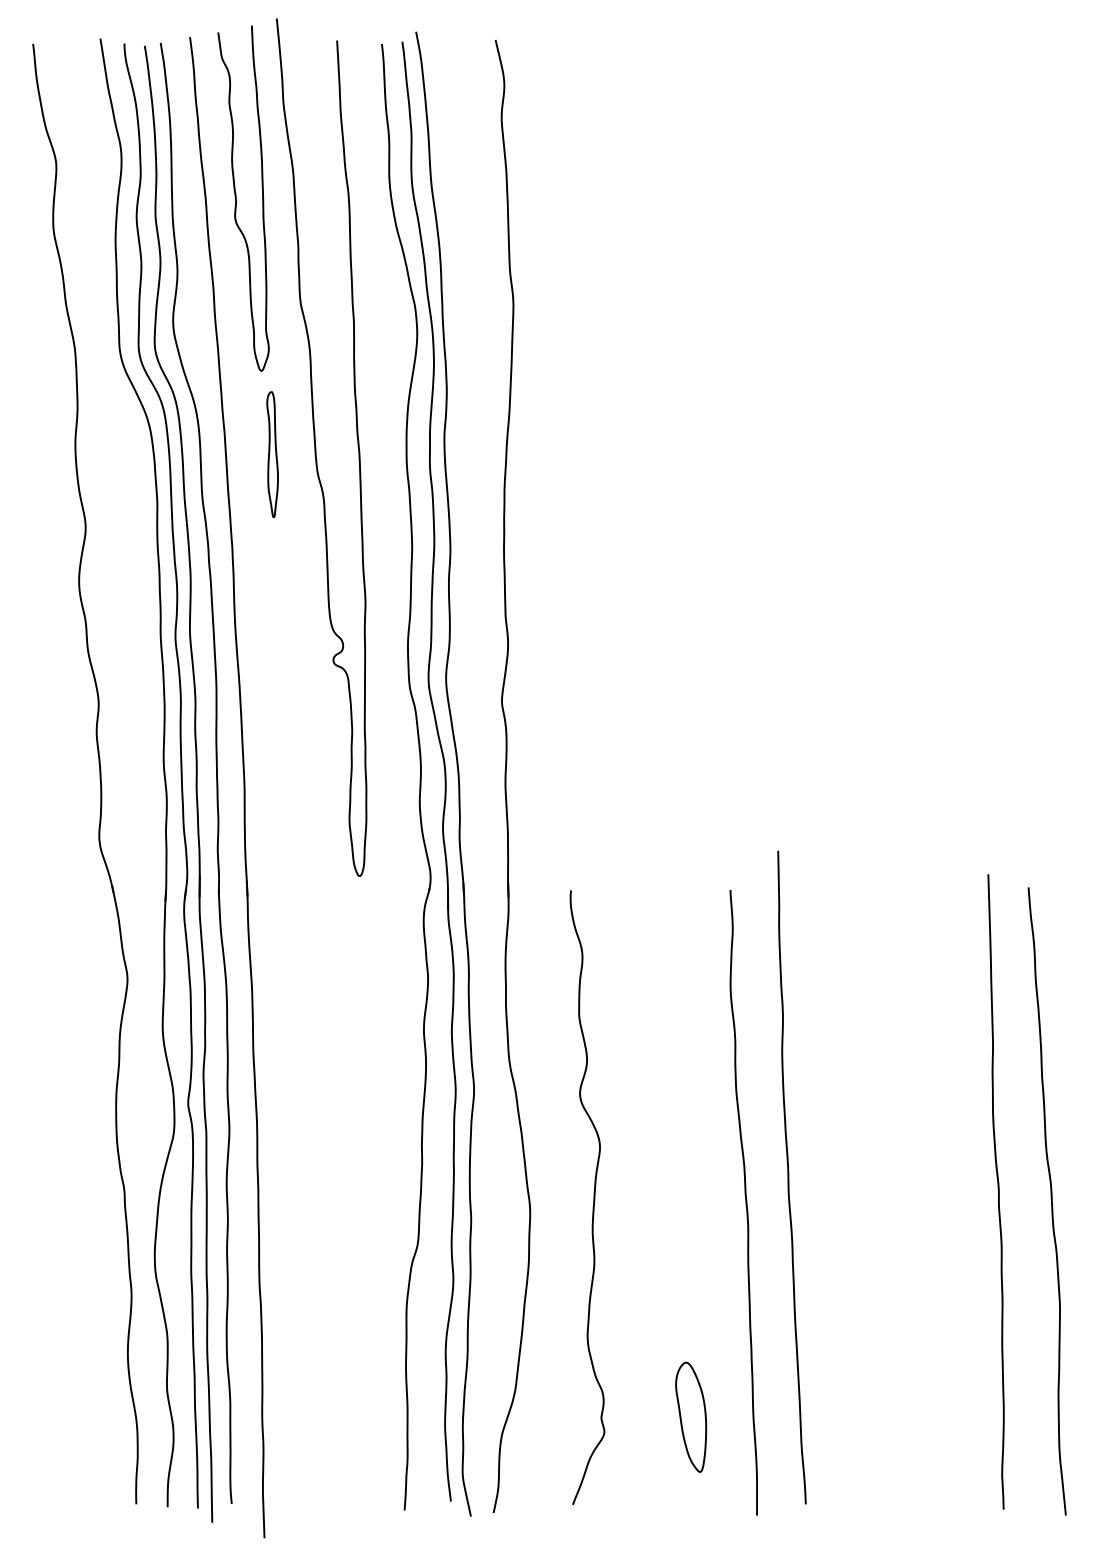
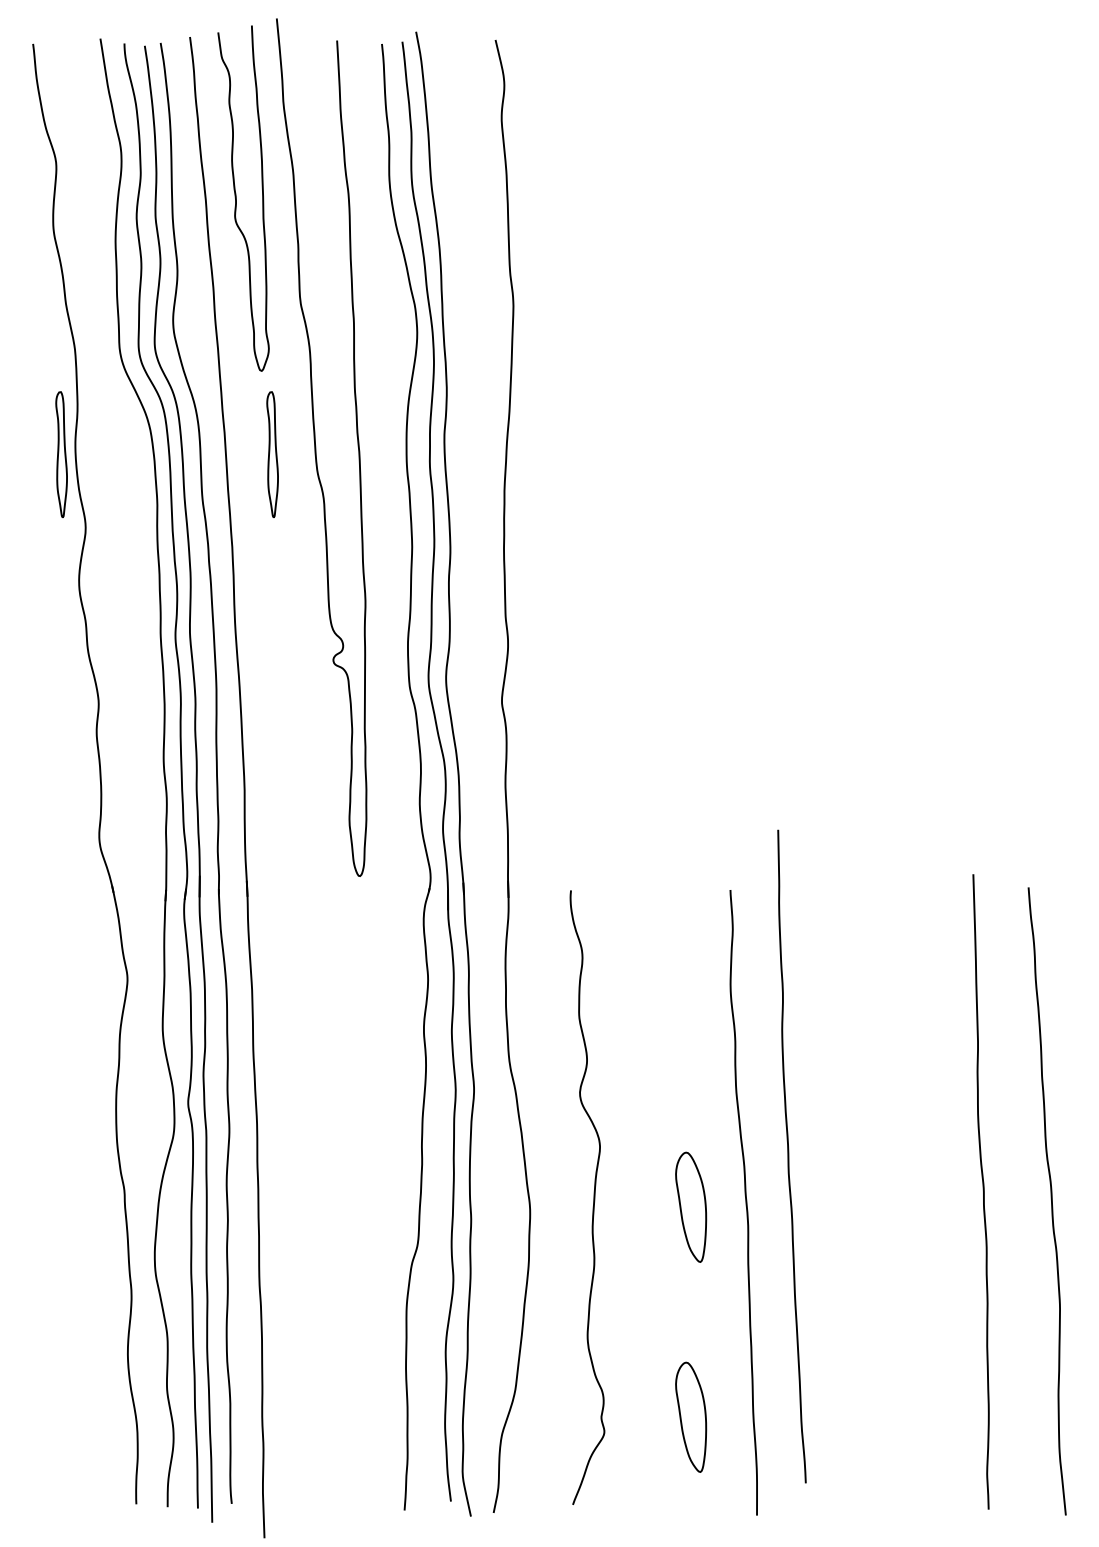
part: none -> present (61, 454)
curve position: (789, 1177) -> (789, 1156) (789, 1156)
curve position: (997, 1190) -> (982, 1190) (982, 1190)
part: none -> present (691, 1206)
